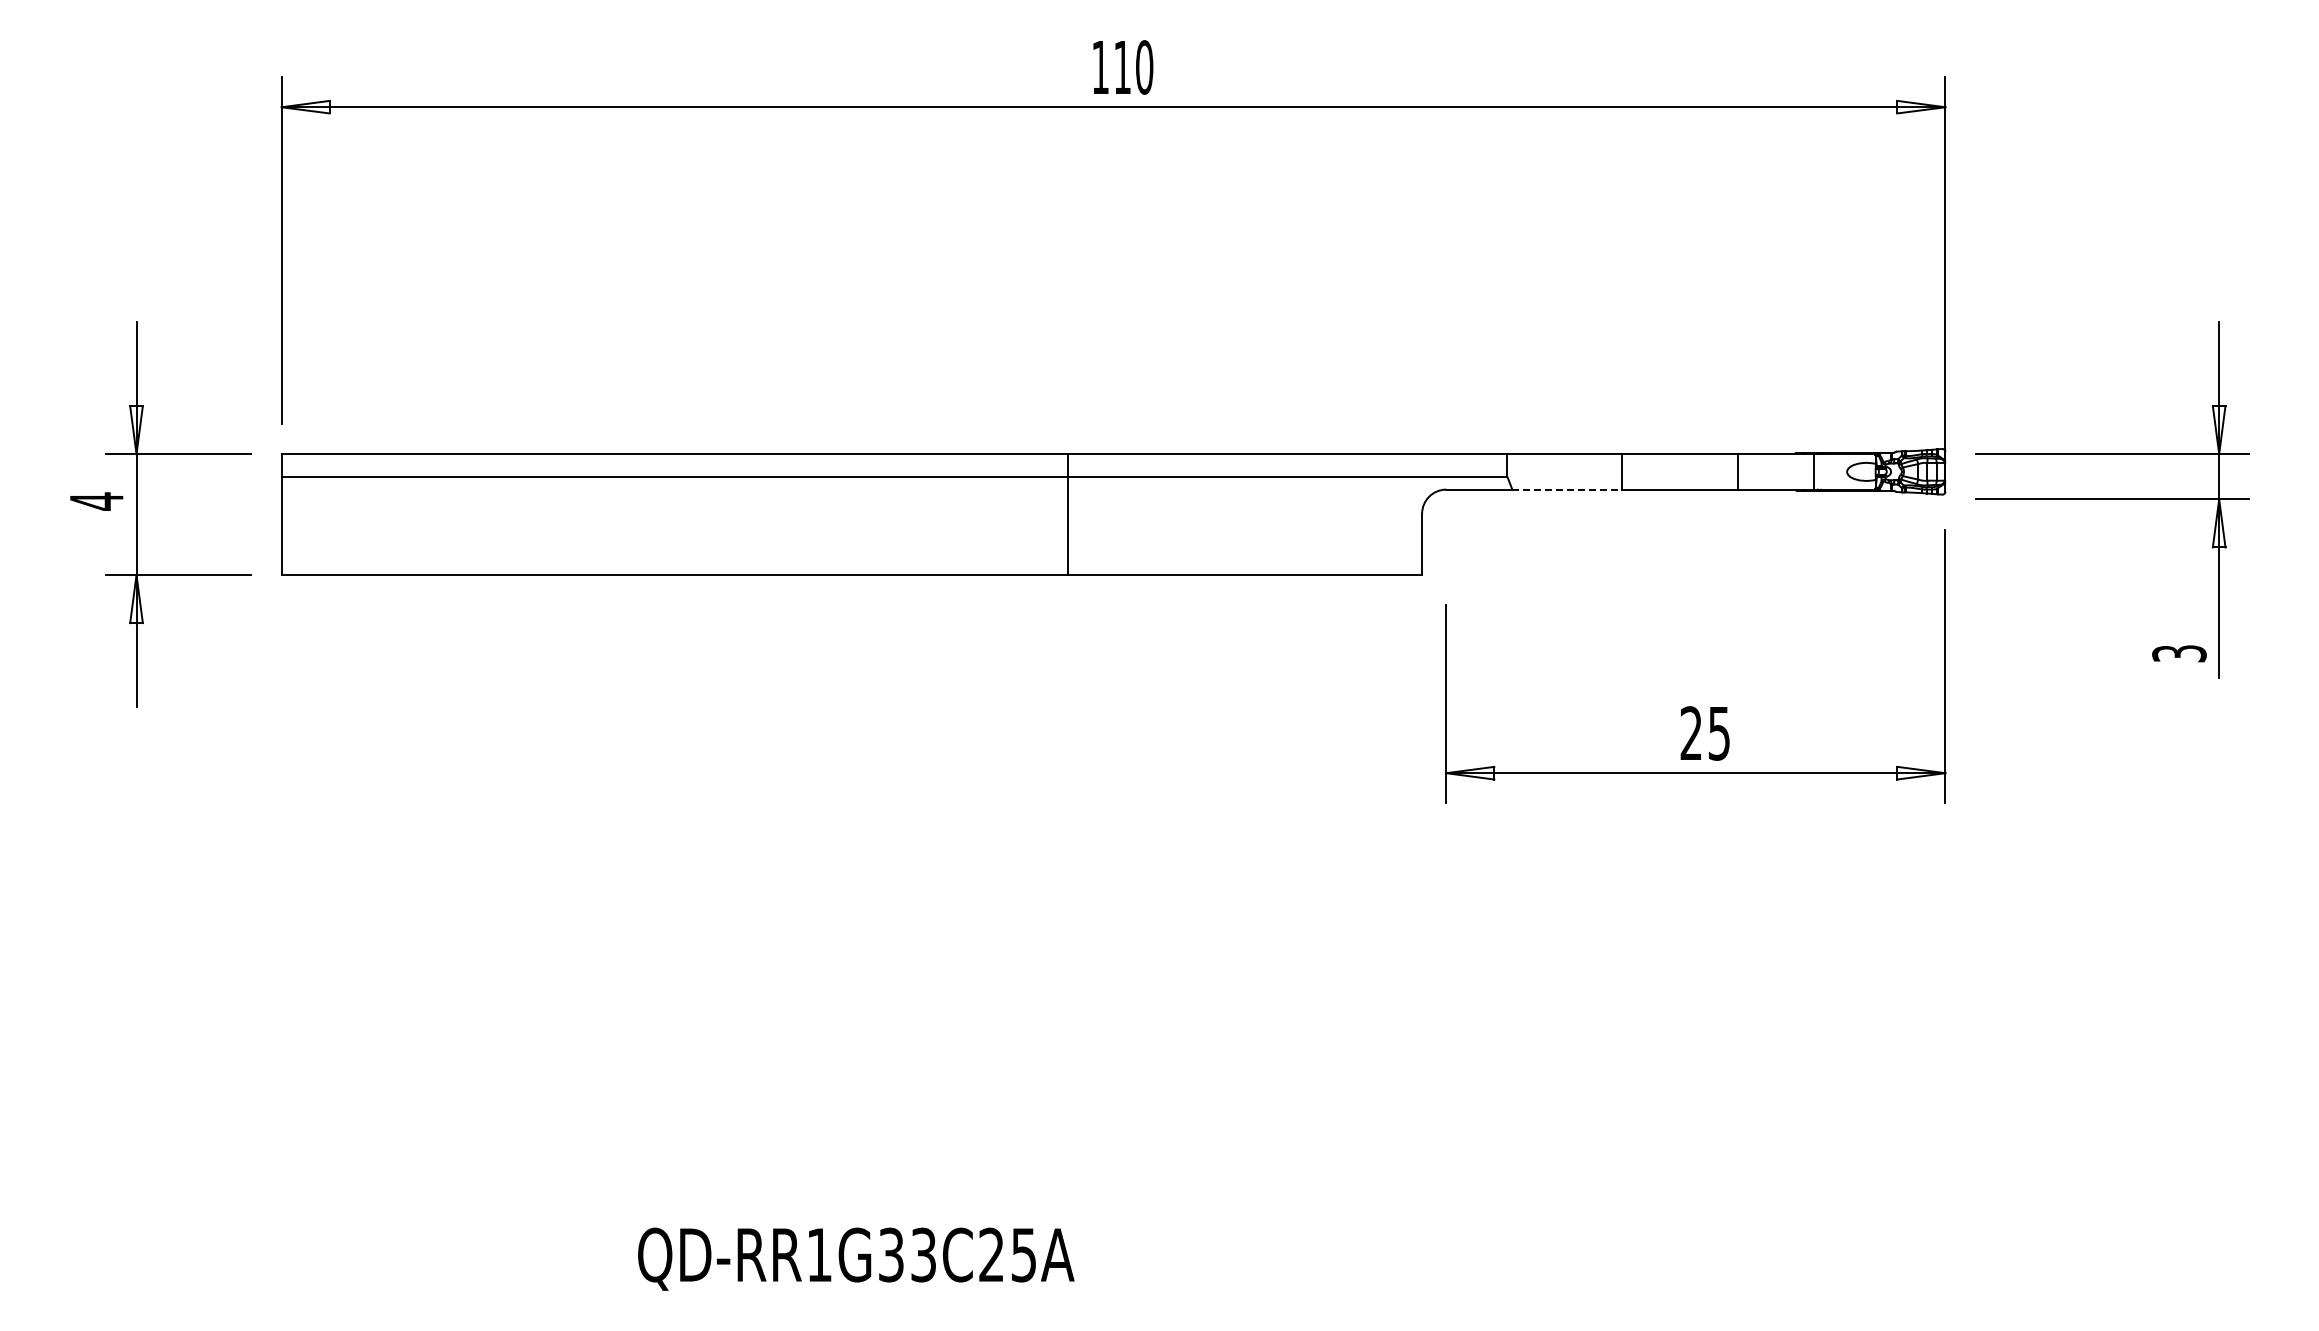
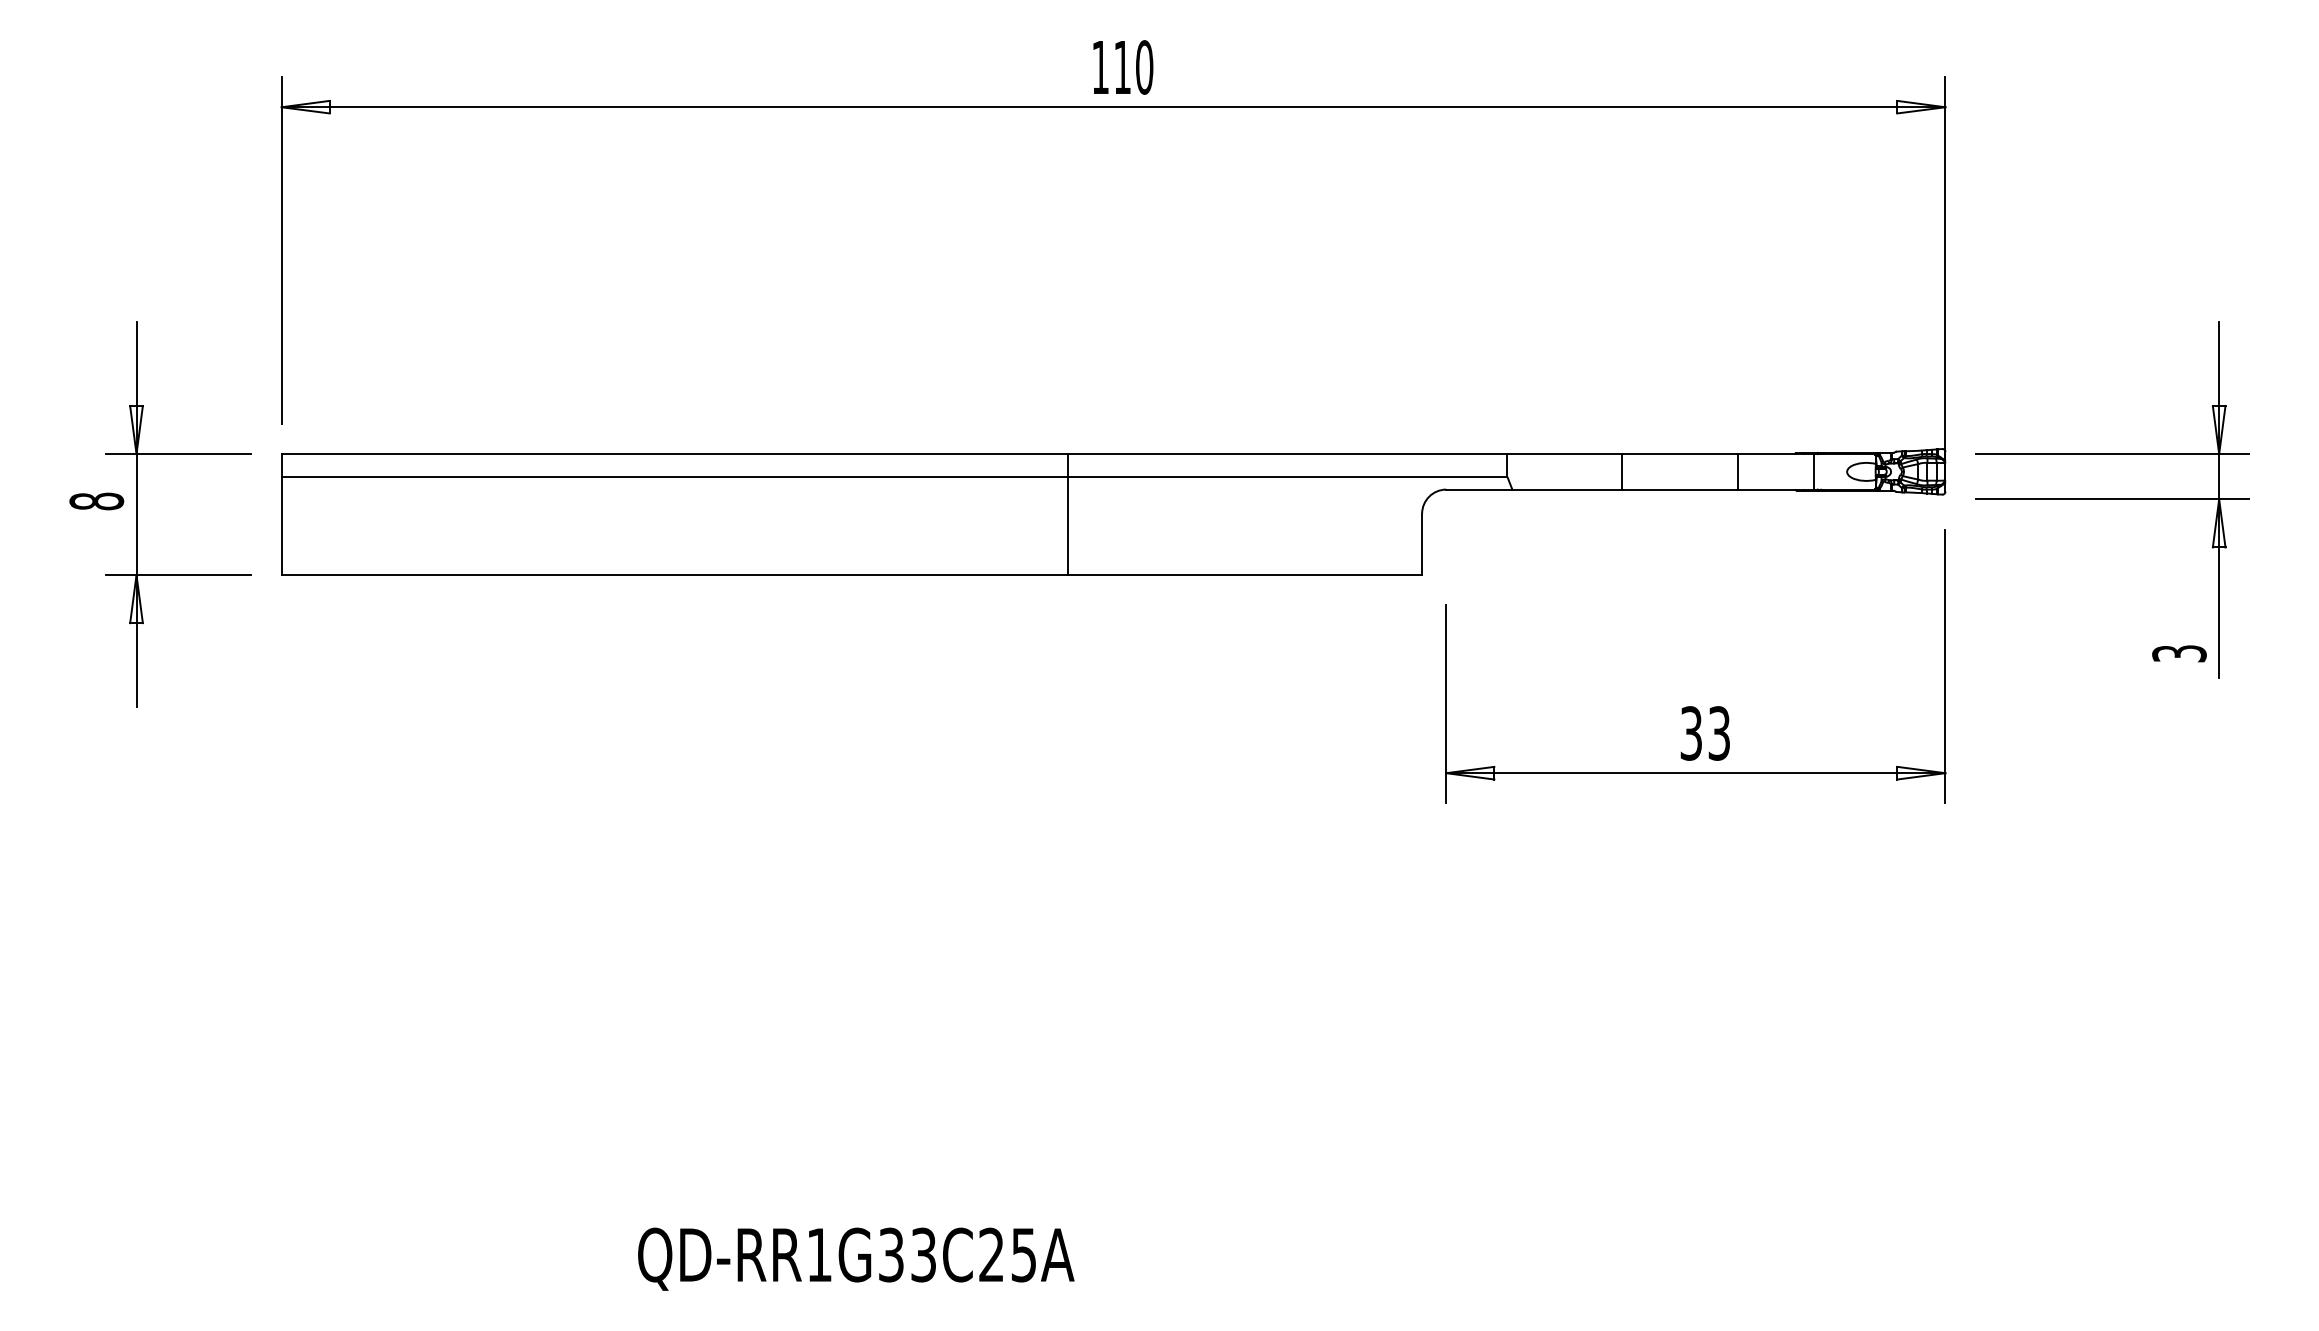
line: dashed -> solid (1567, 489)
text: 4 -> 8 (96, 501)
text: 25 -> 33 (1704, 733)
